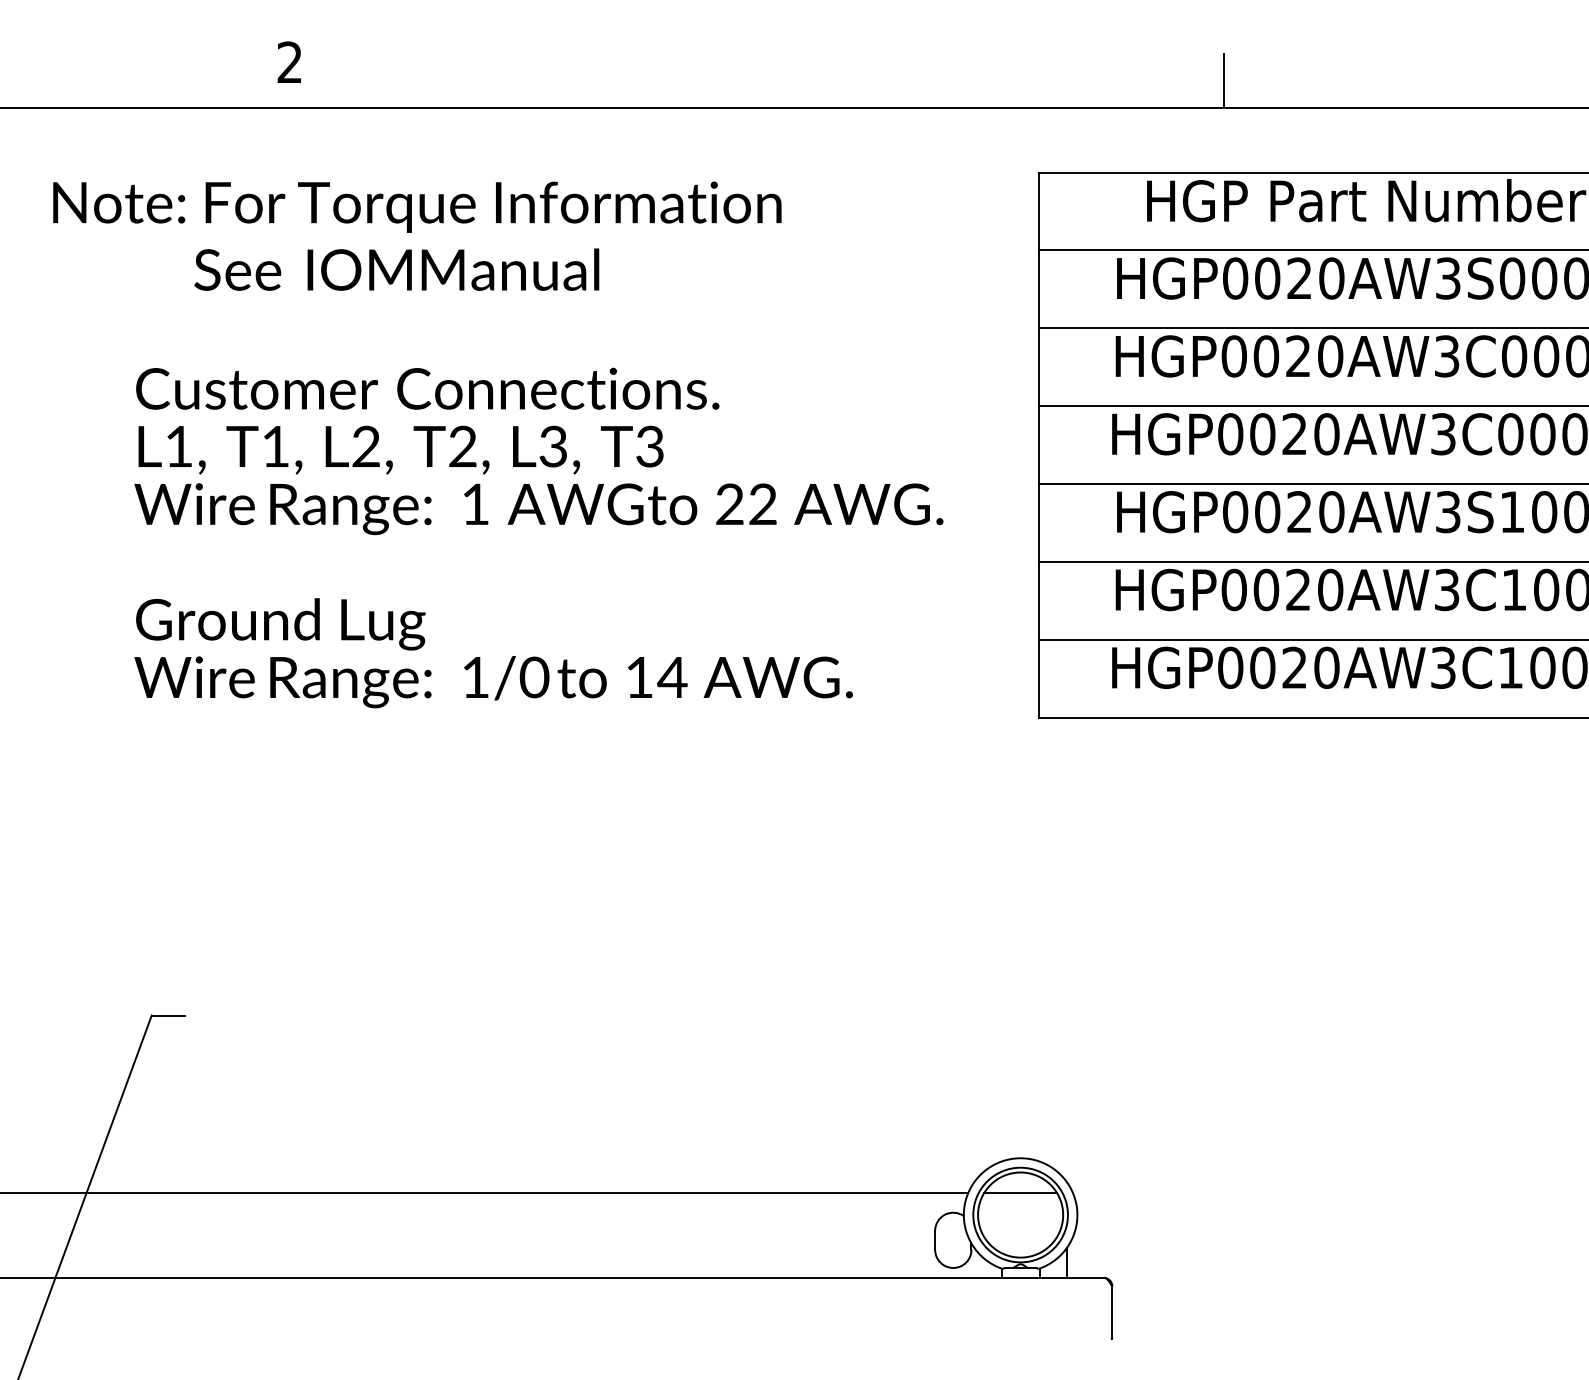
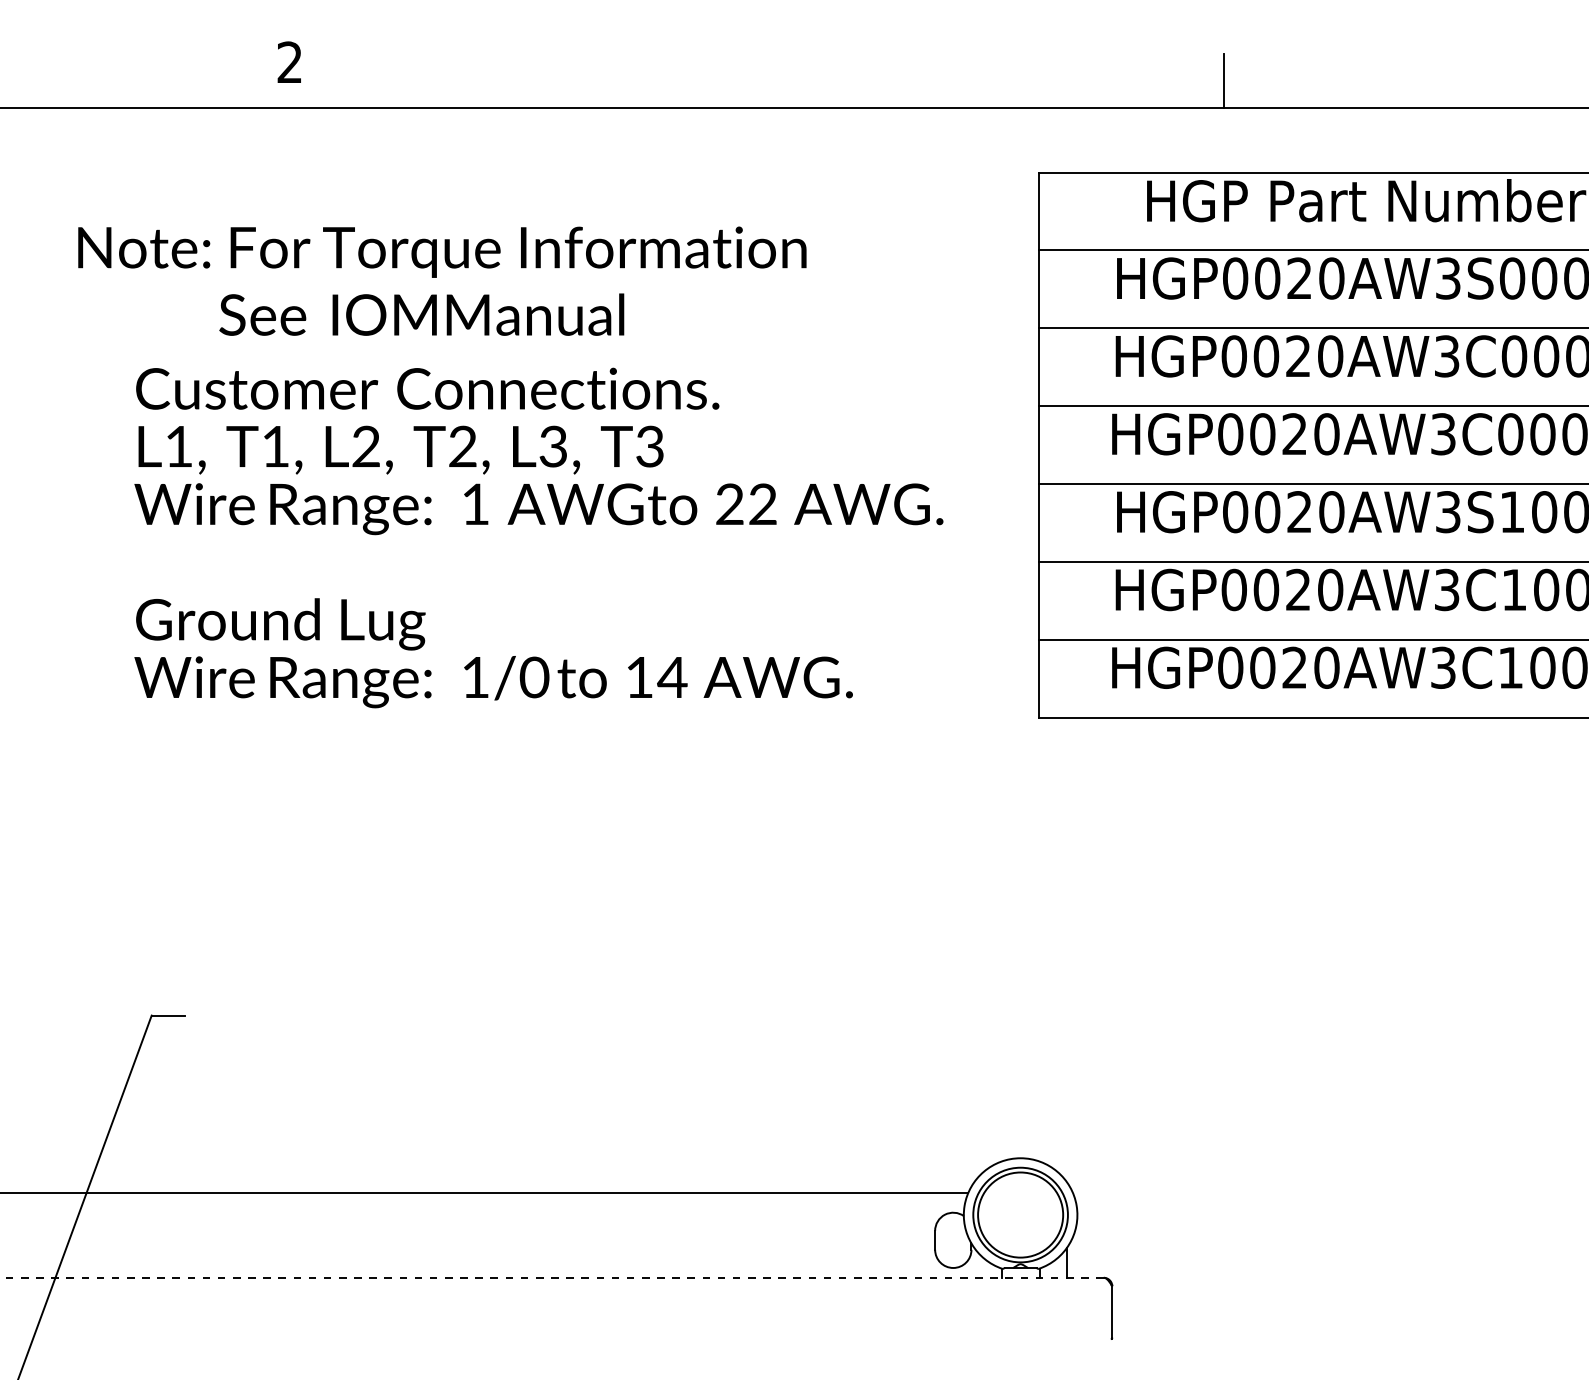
text position: (417, 235) -> (442, 280) (442, 280)
line: present -> none (1020, 1193)
line: solid -> dashed (551, 1277)
